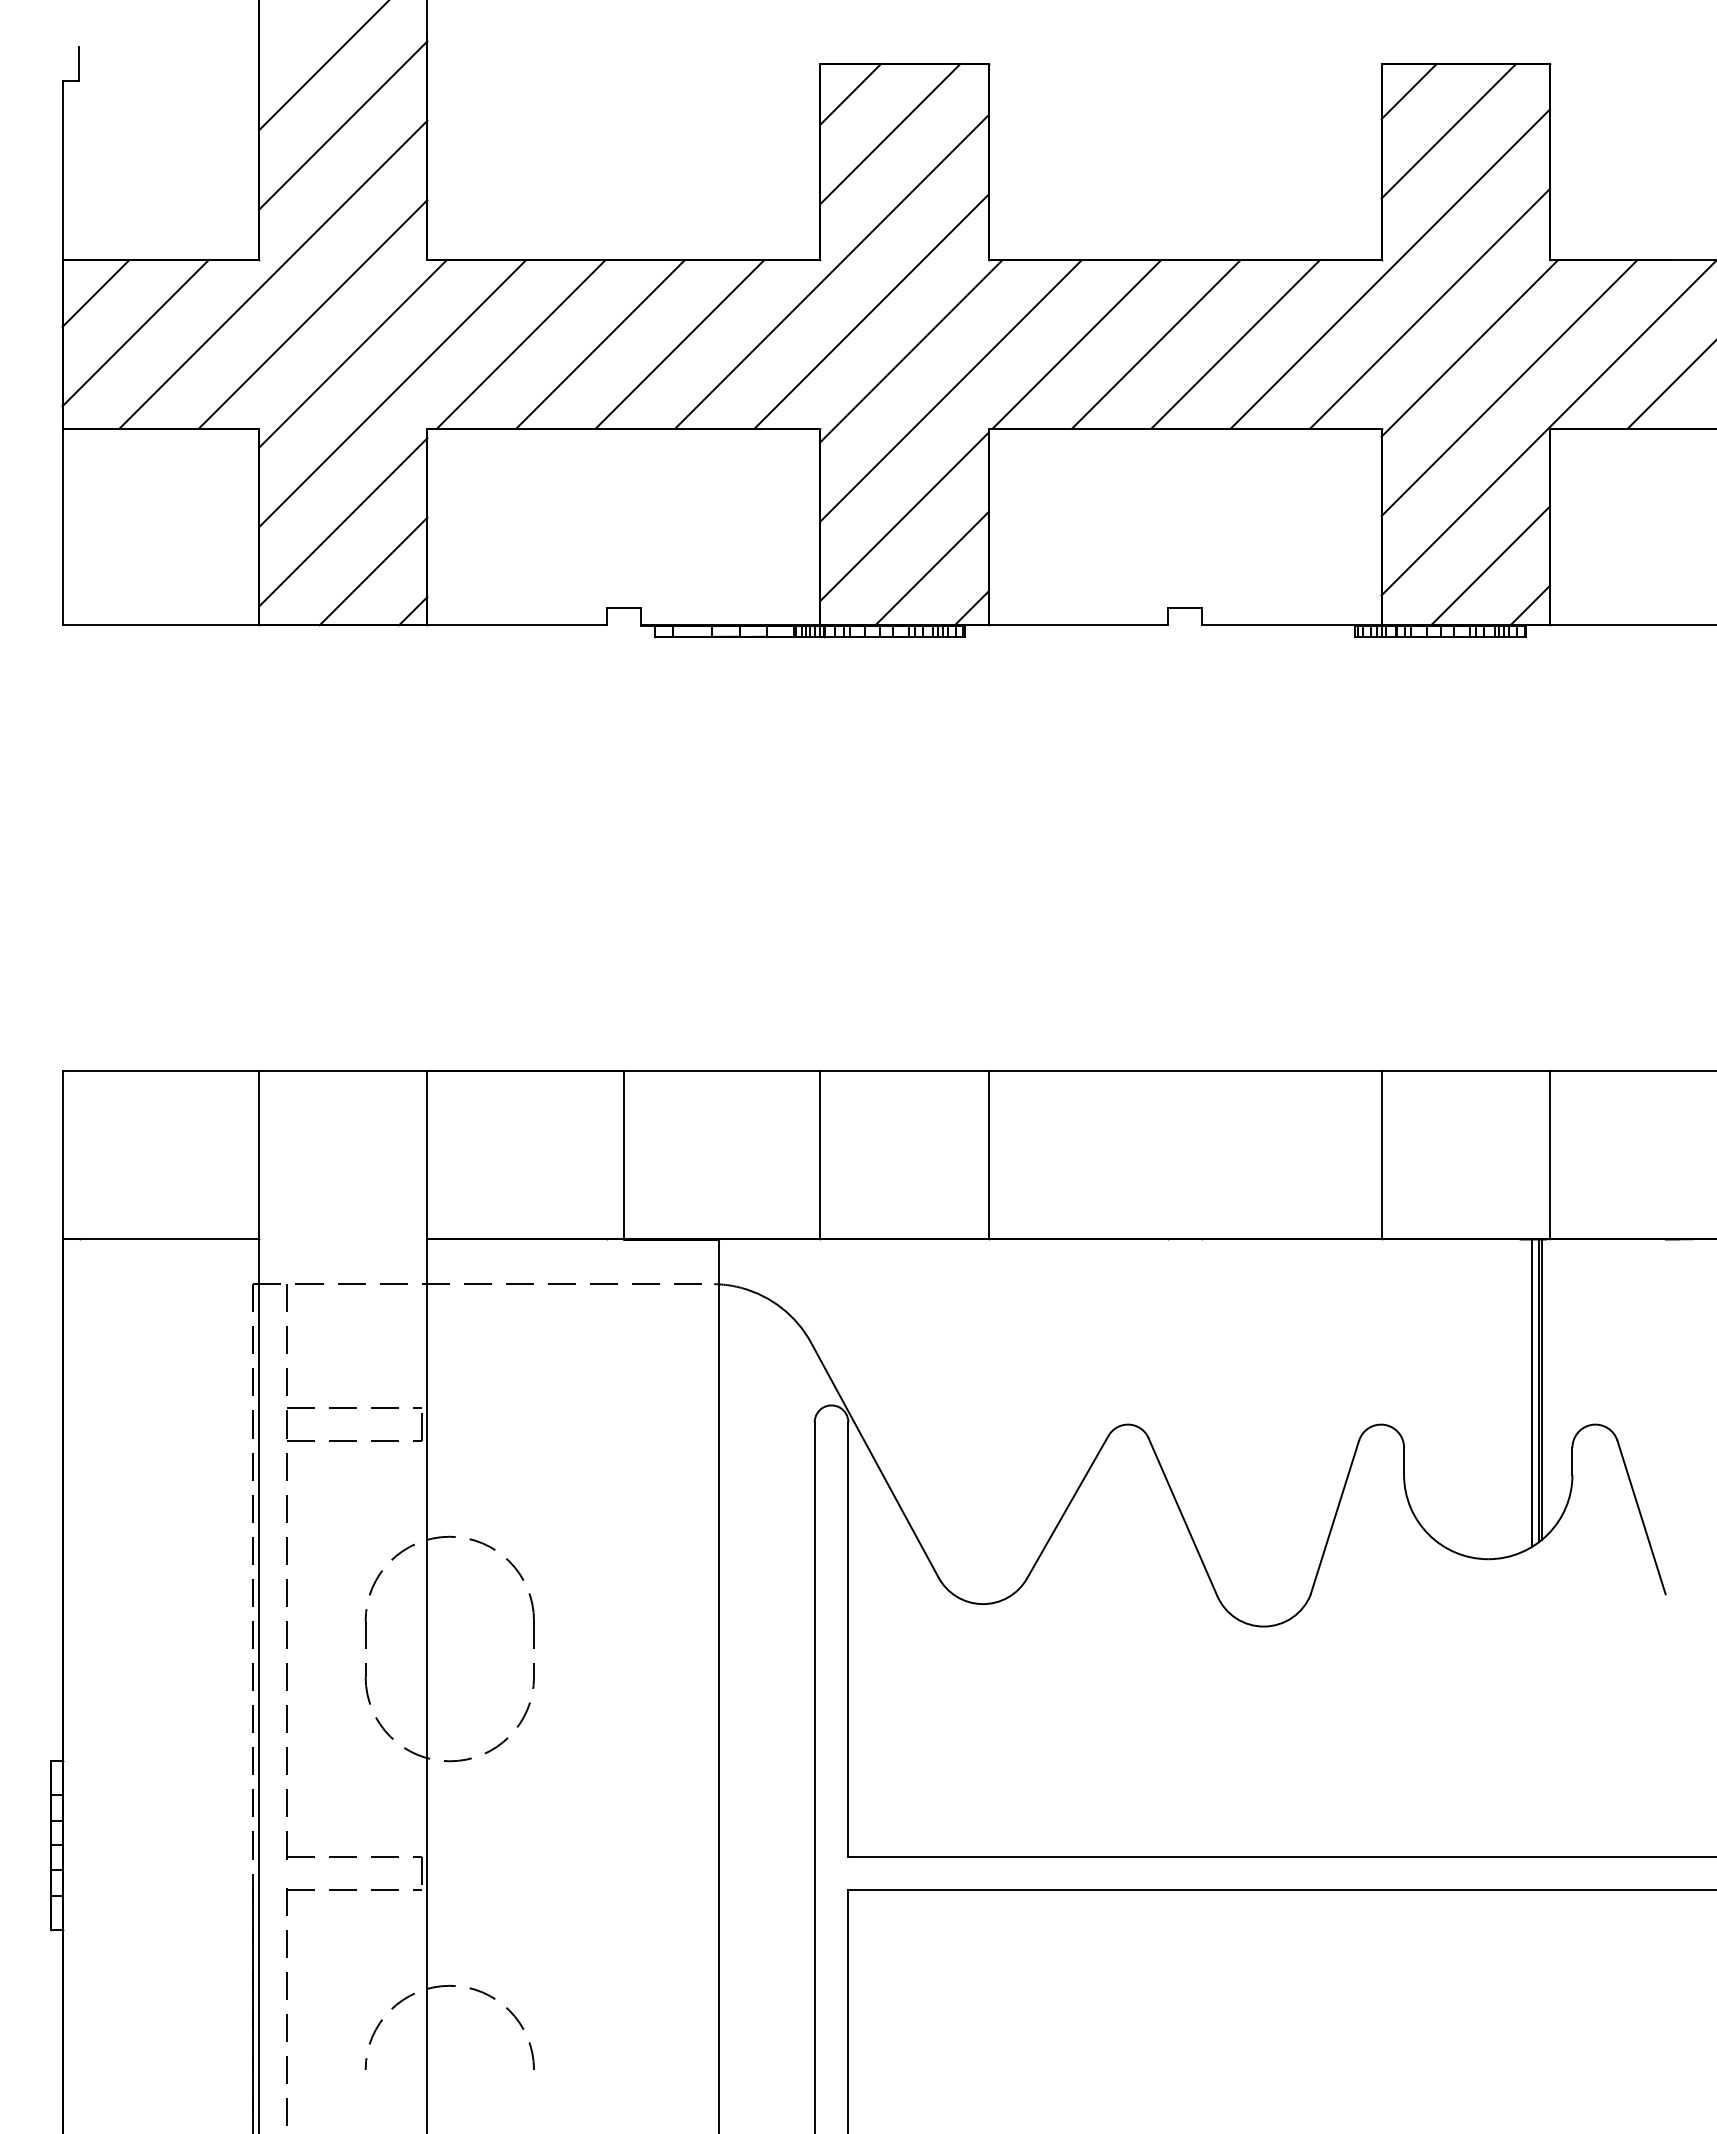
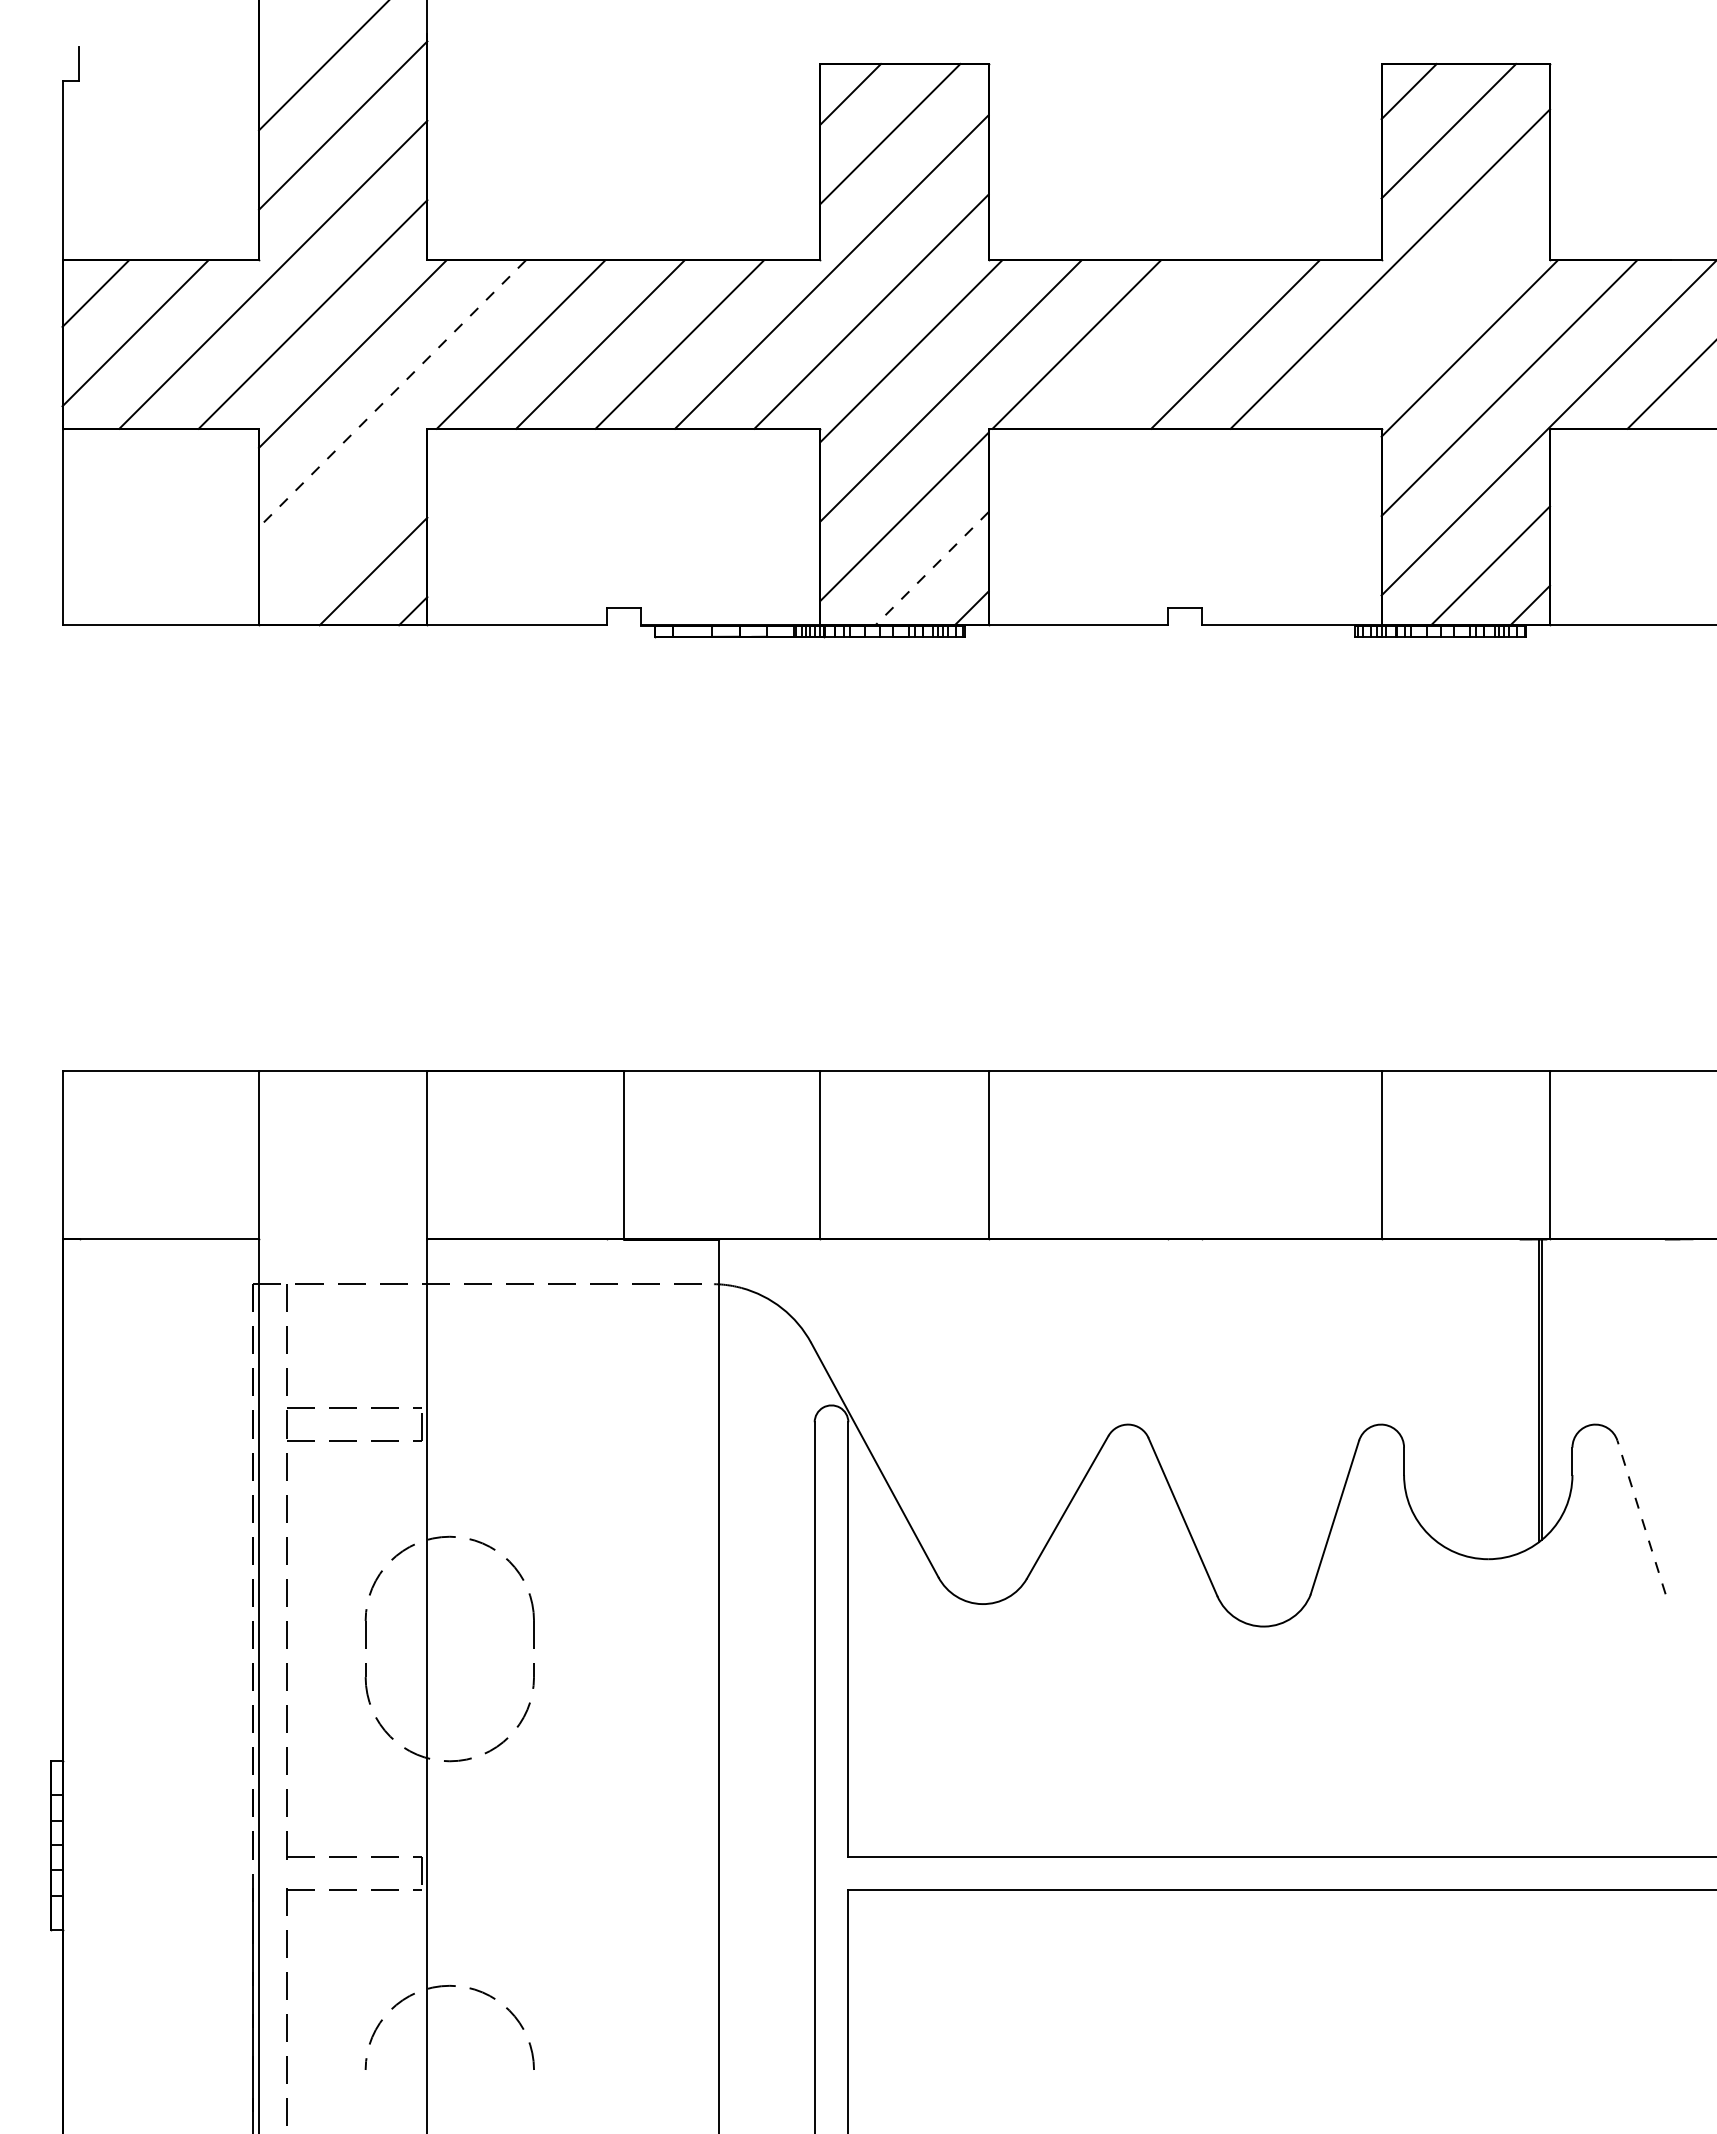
line: present -> none (1430, 308)
line: present -> none (1155, 344)
line: solid -> dashed (392, 393)
line: present -> none (343, 522)
line: solid -> dashed (931, 569)
line: present -> none (1531, 1392)
line: solid -> dashed (1641, 1517)
